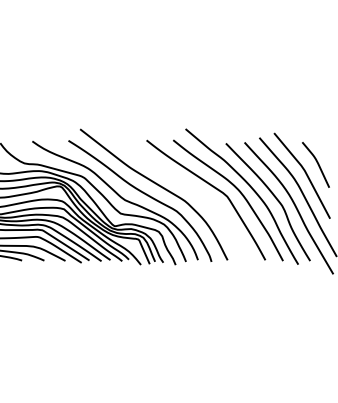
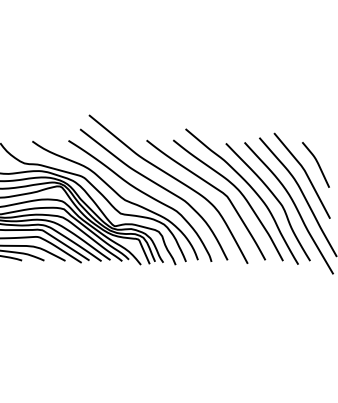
curve: none -> present (172, 178)
